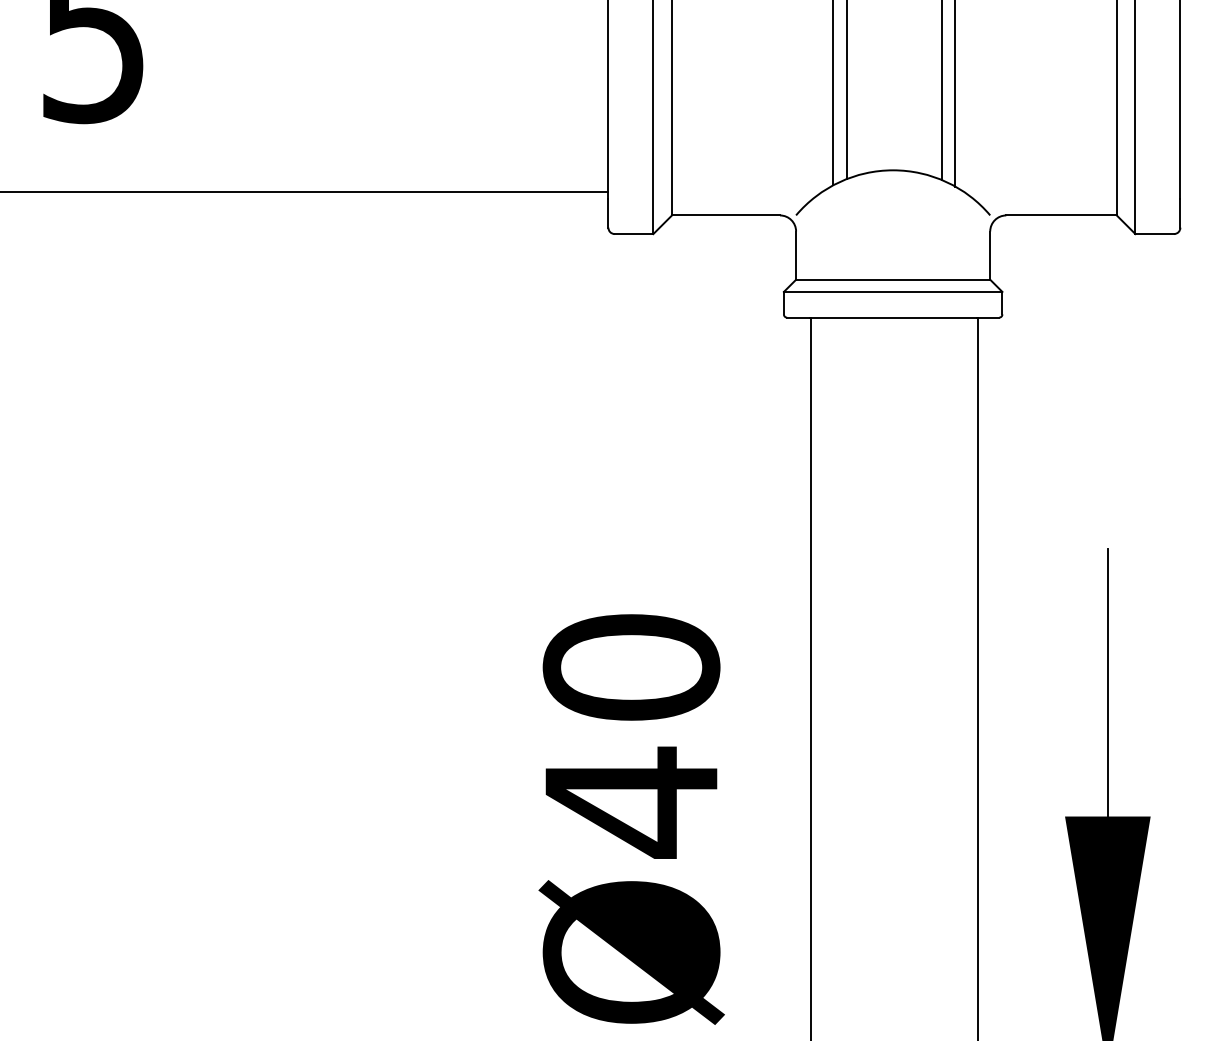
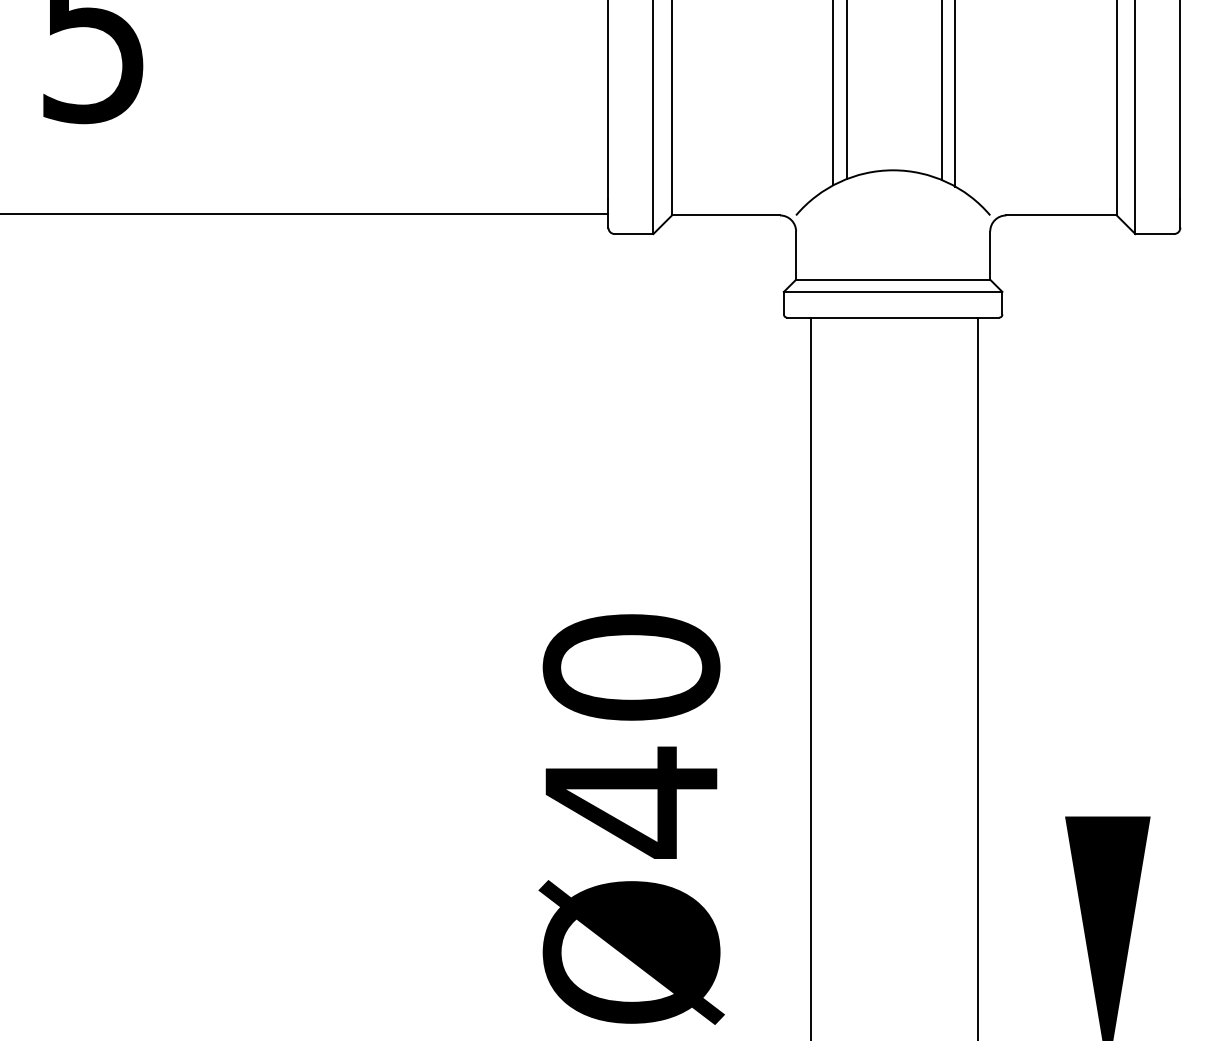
line position: (305, 192) -> (305, 214) (305, 214)
line: present -> none (1107, 682)
